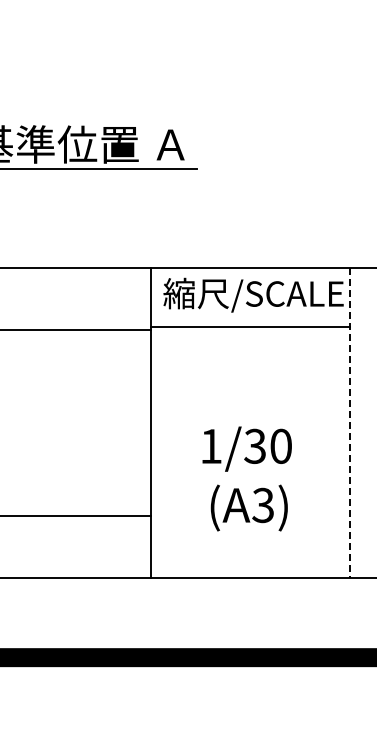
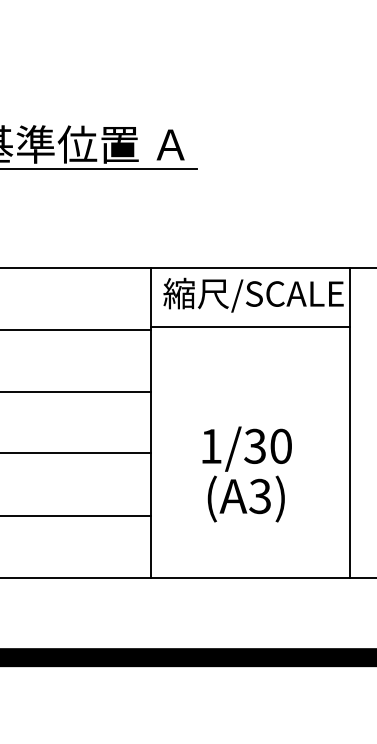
line: none -> present (76, 391)
line: dashed -> solid (350, 422)
line: none -> present (76, 453)
text position: (248, 507) -> (245, 498) (245, 498)
